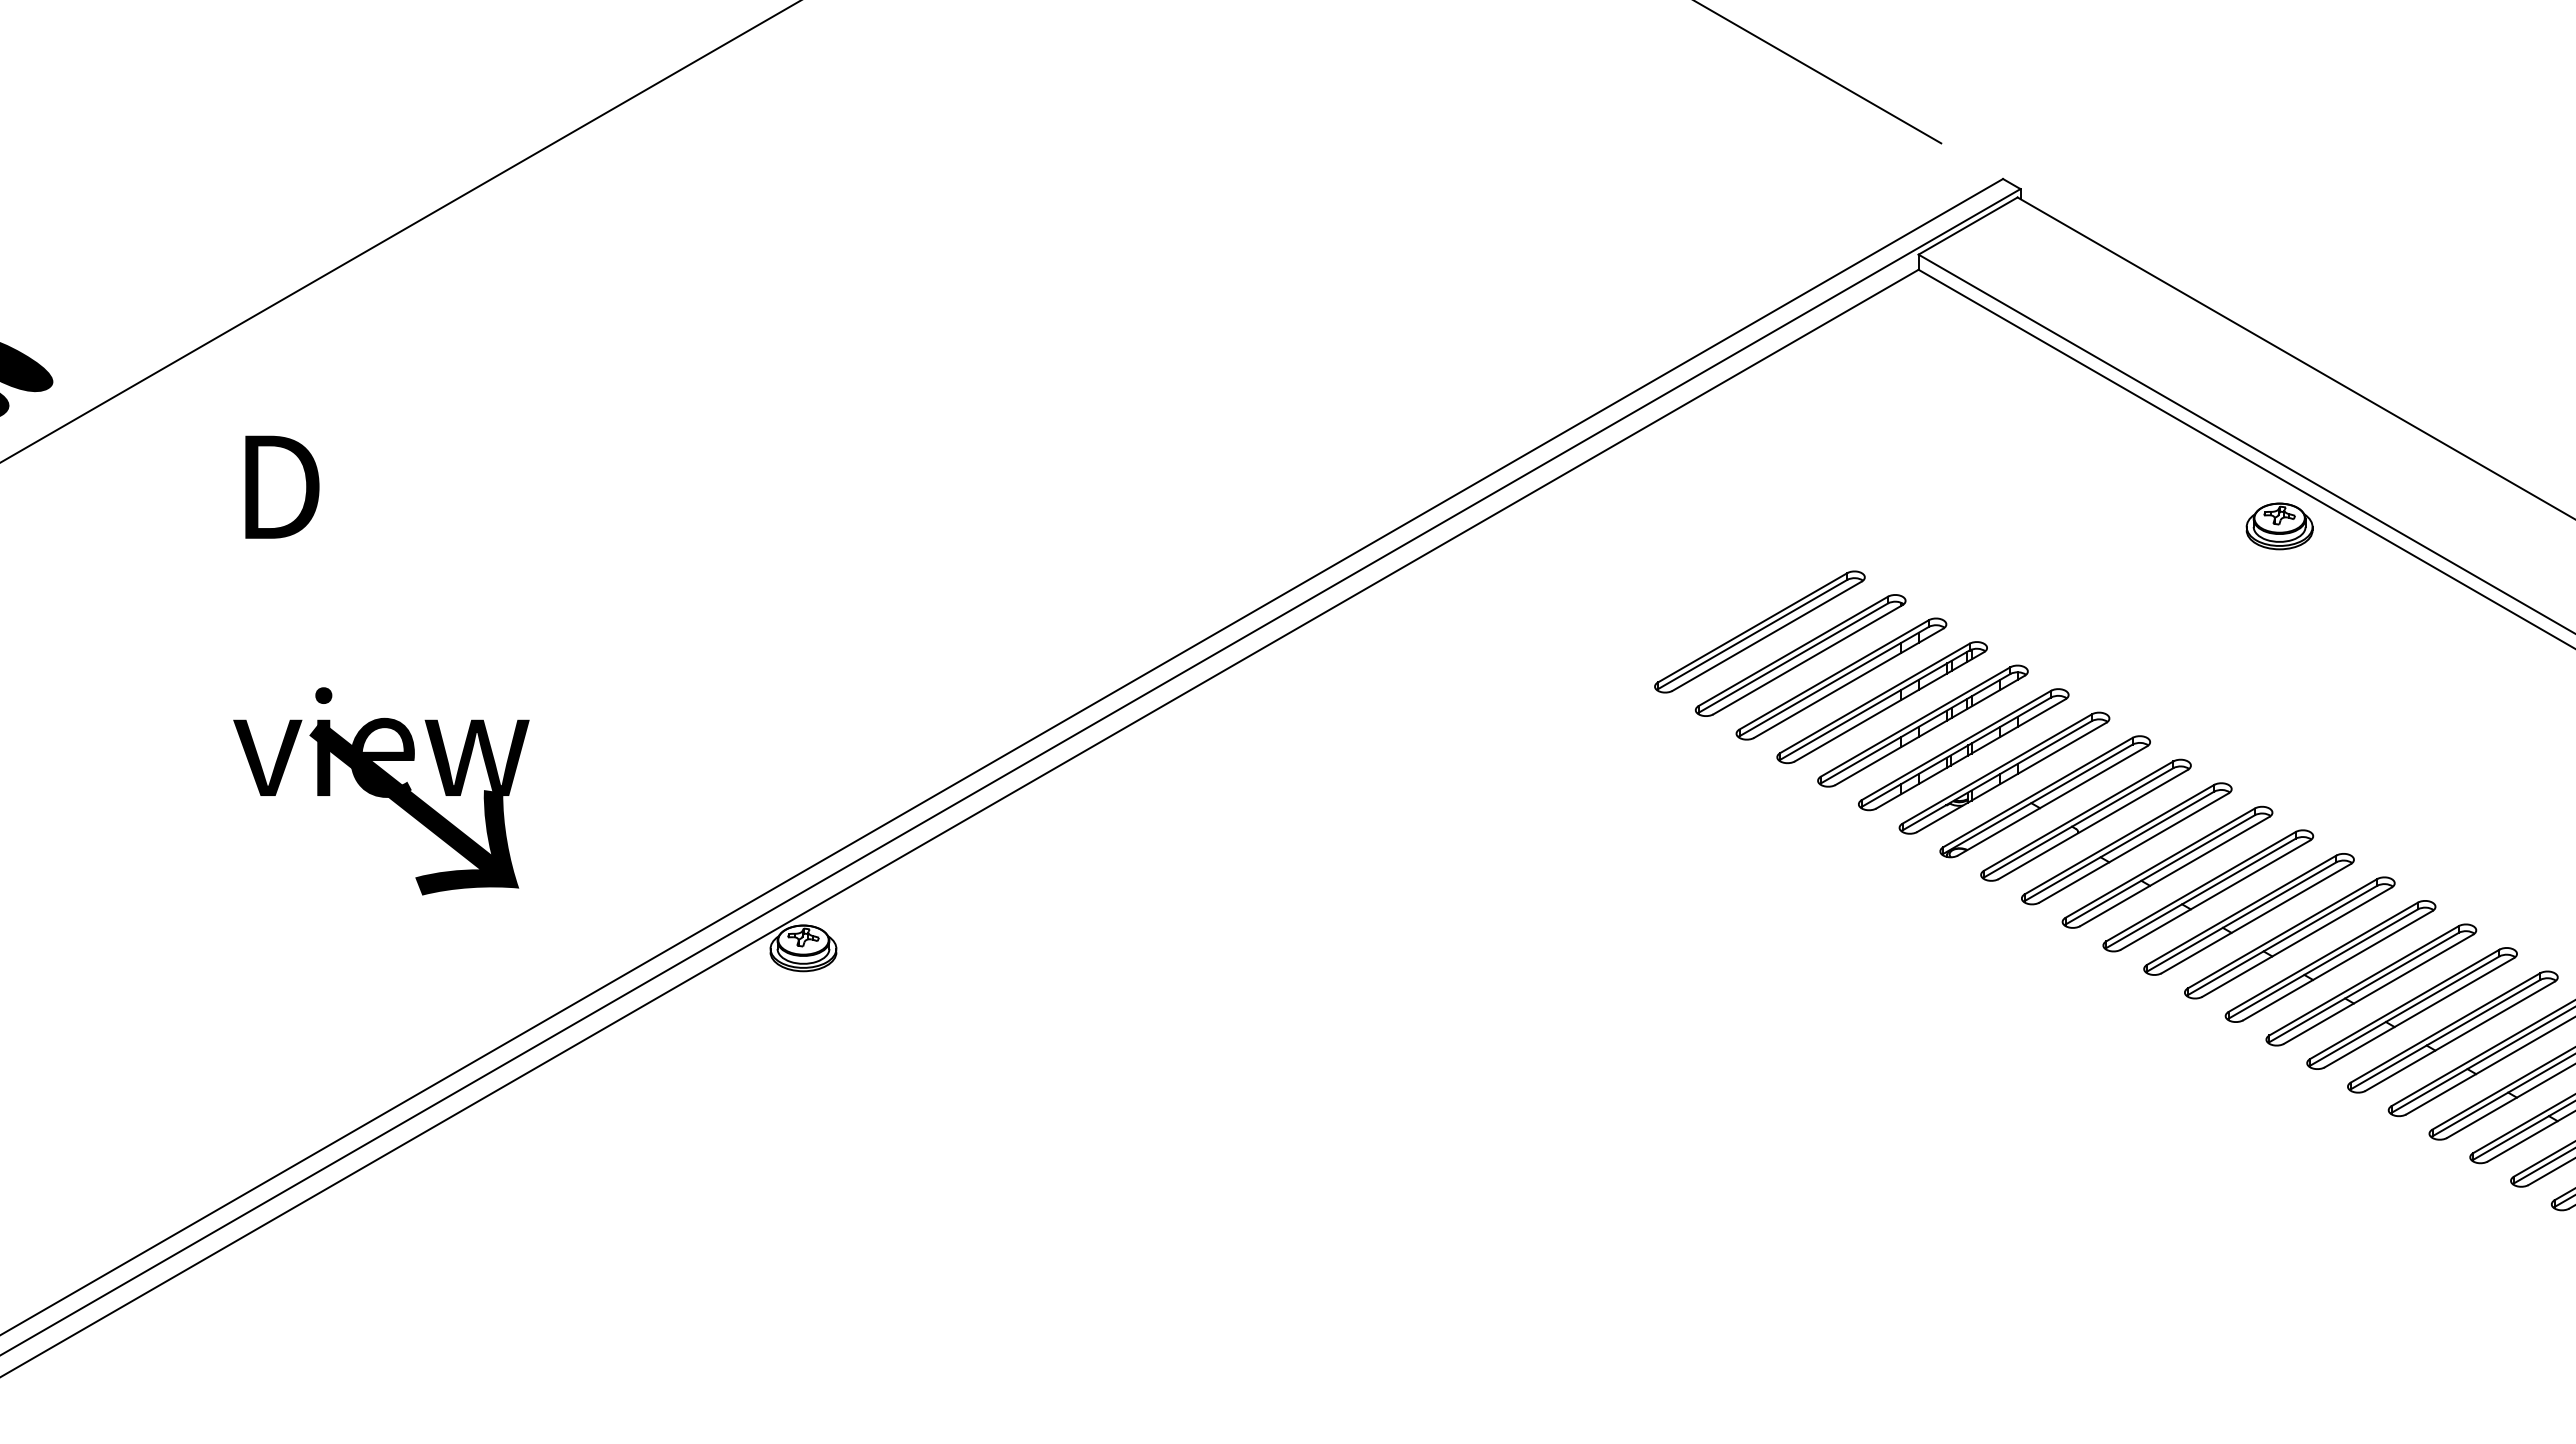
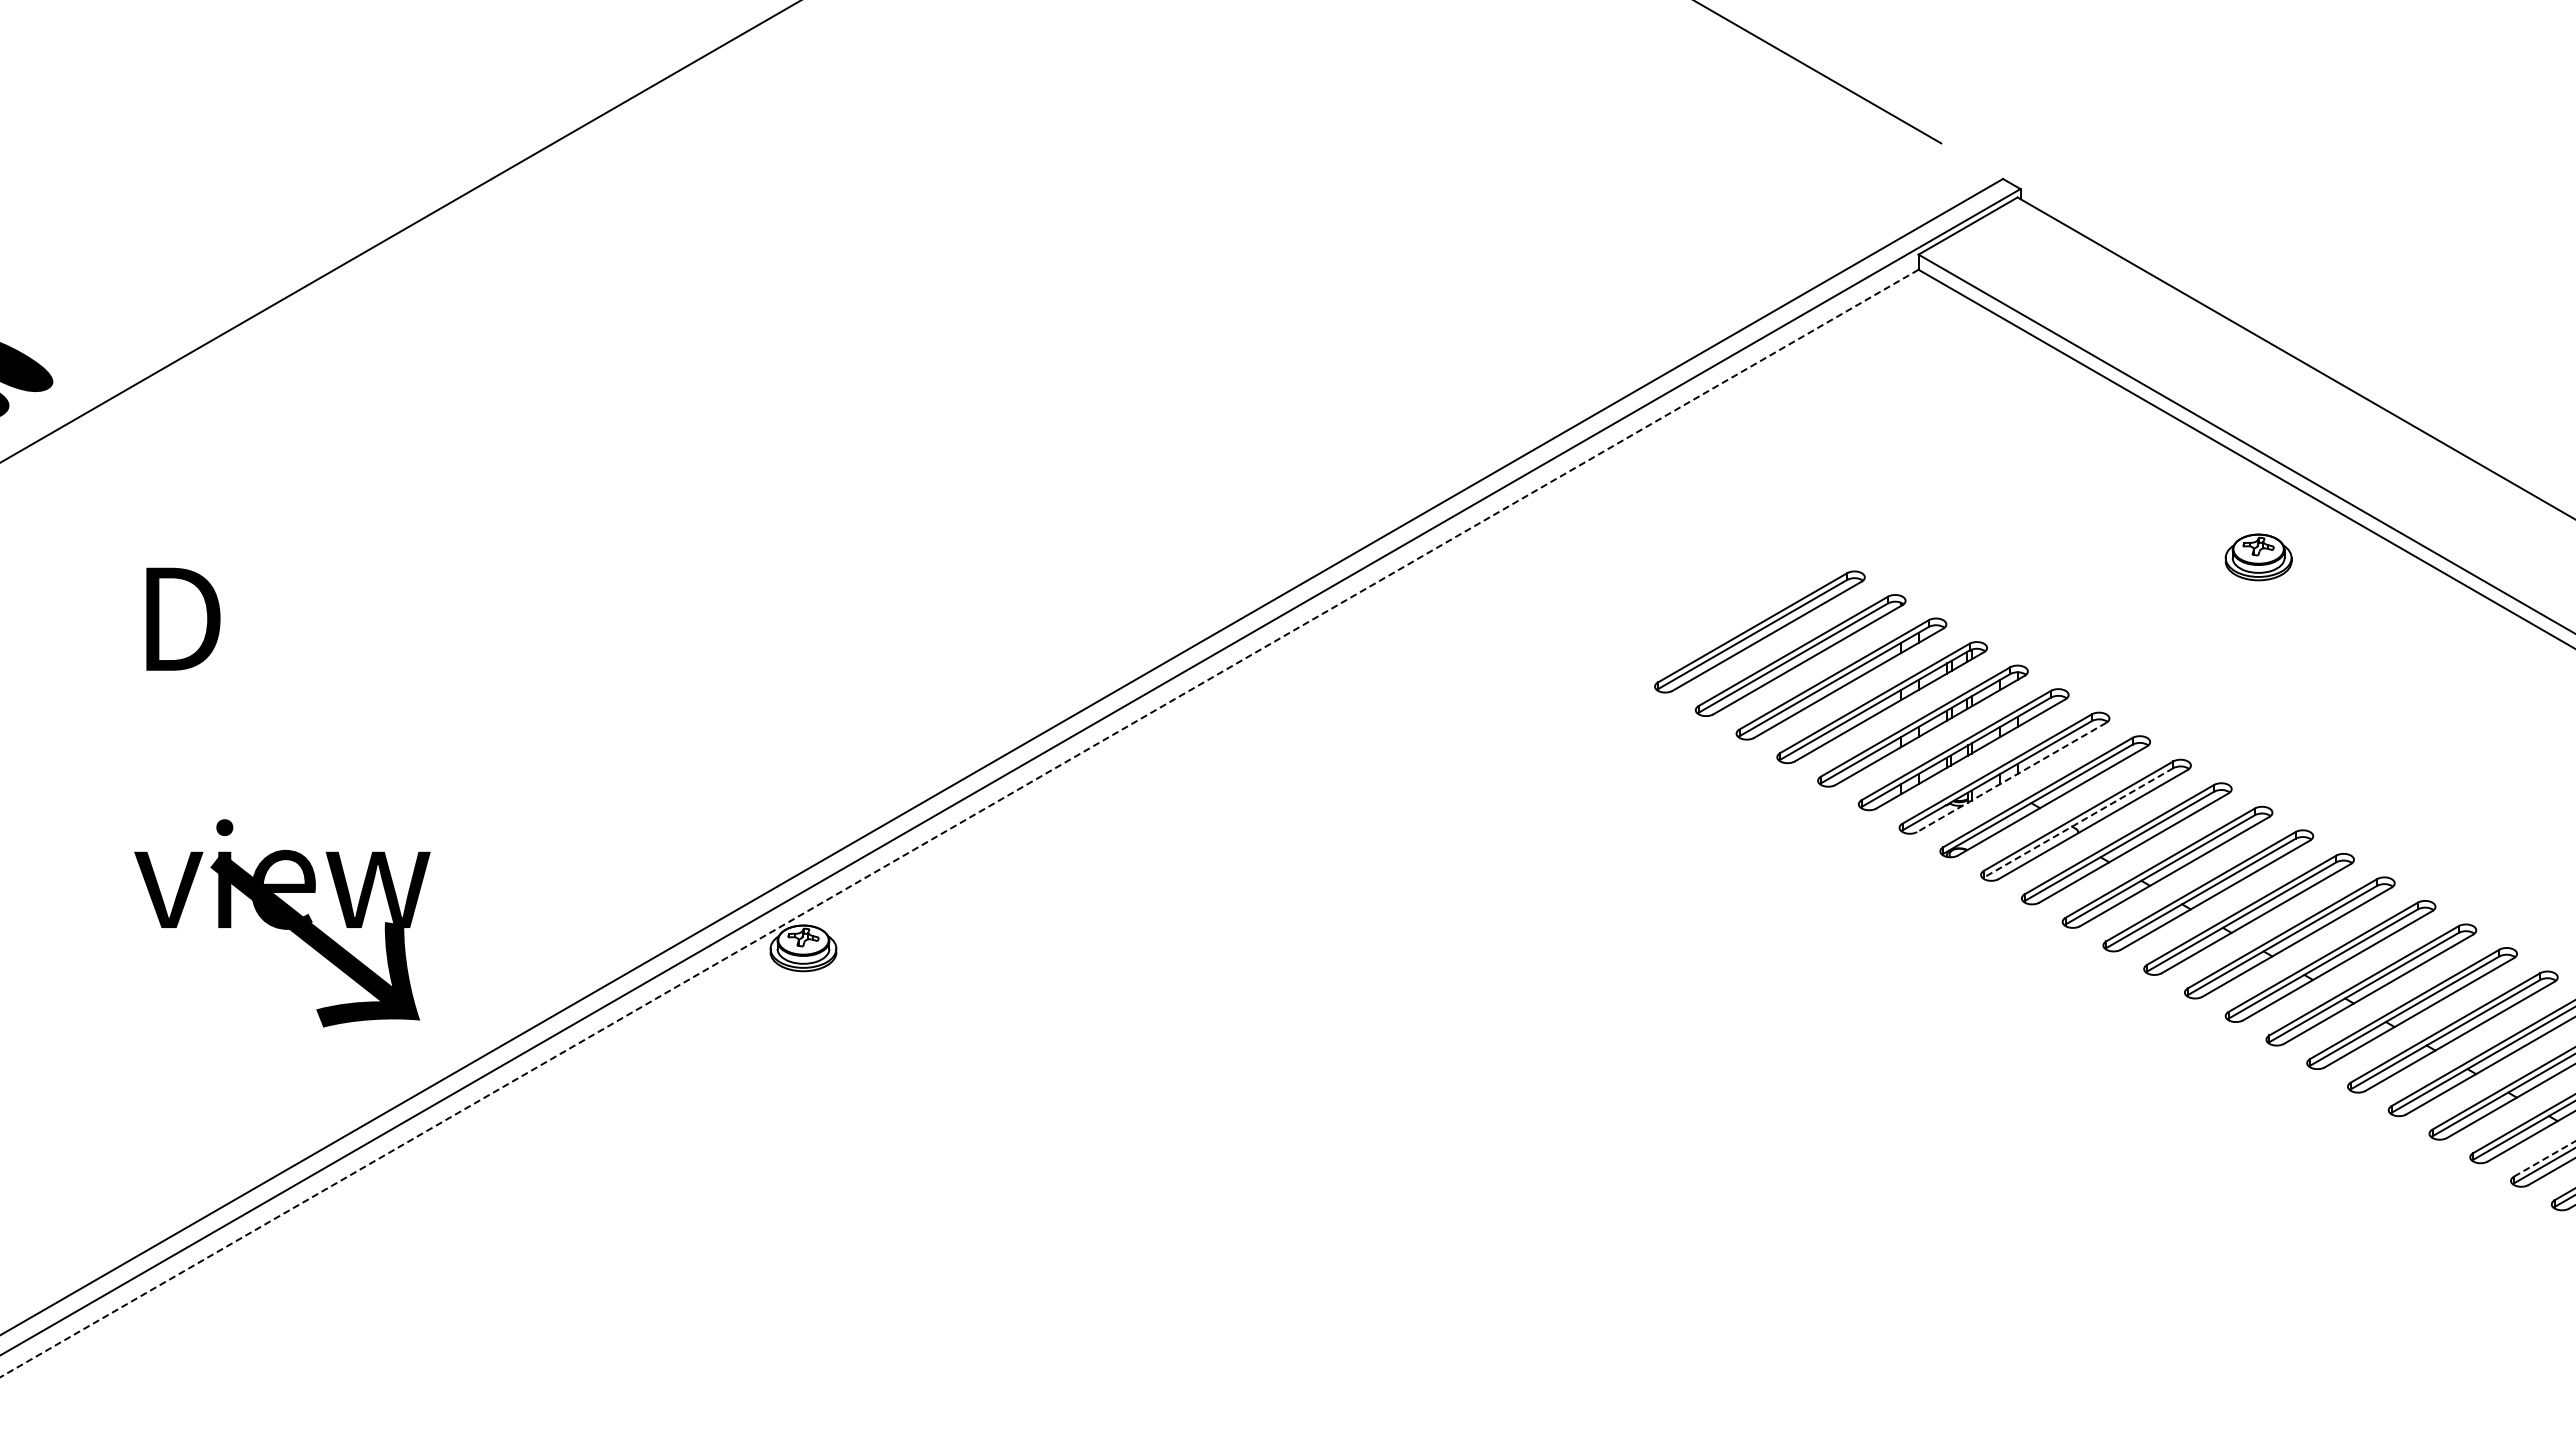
part position: (2279, 526) -> (2258, 557) (2258, 557)
text position: (381, 665) -> (282, 797) (282, 797)
line: solid -> dashed (2011, 777)
line: solid -> dashed (959, 823)
line: solid -> dashed (2078, 823)
line: solid -> dashed (2545, 1158)
